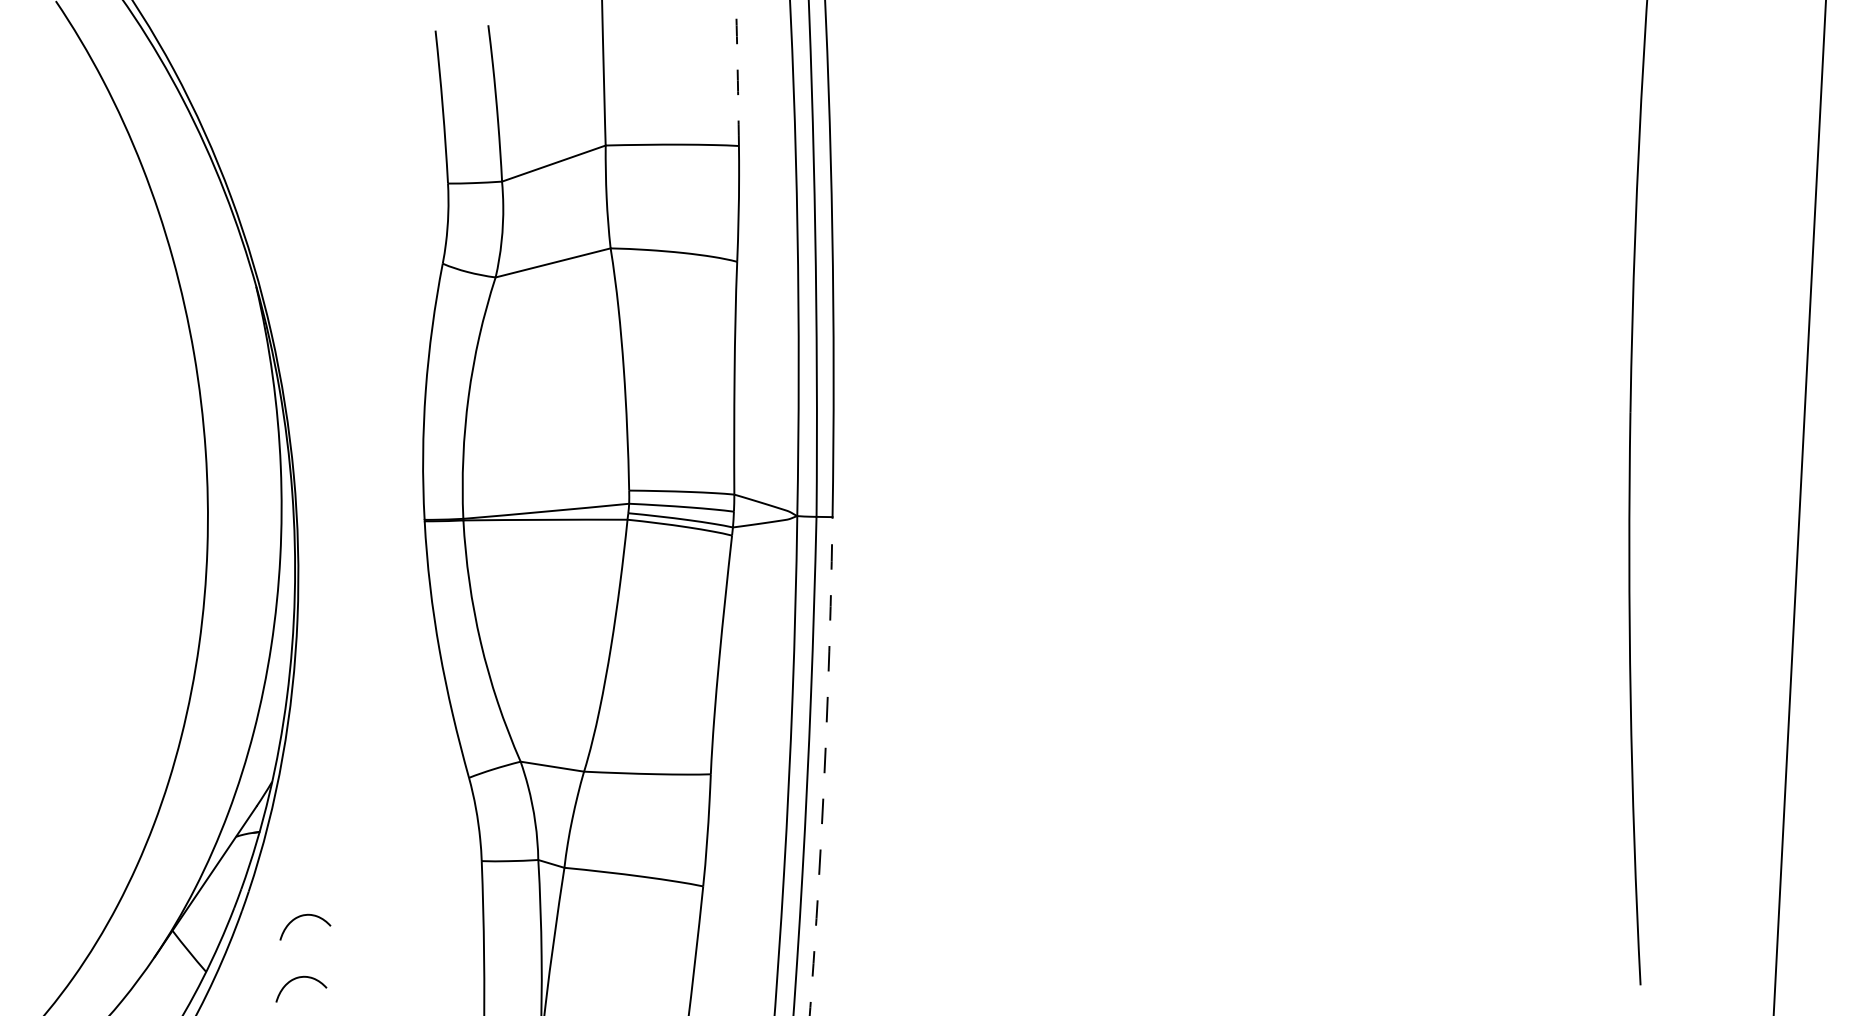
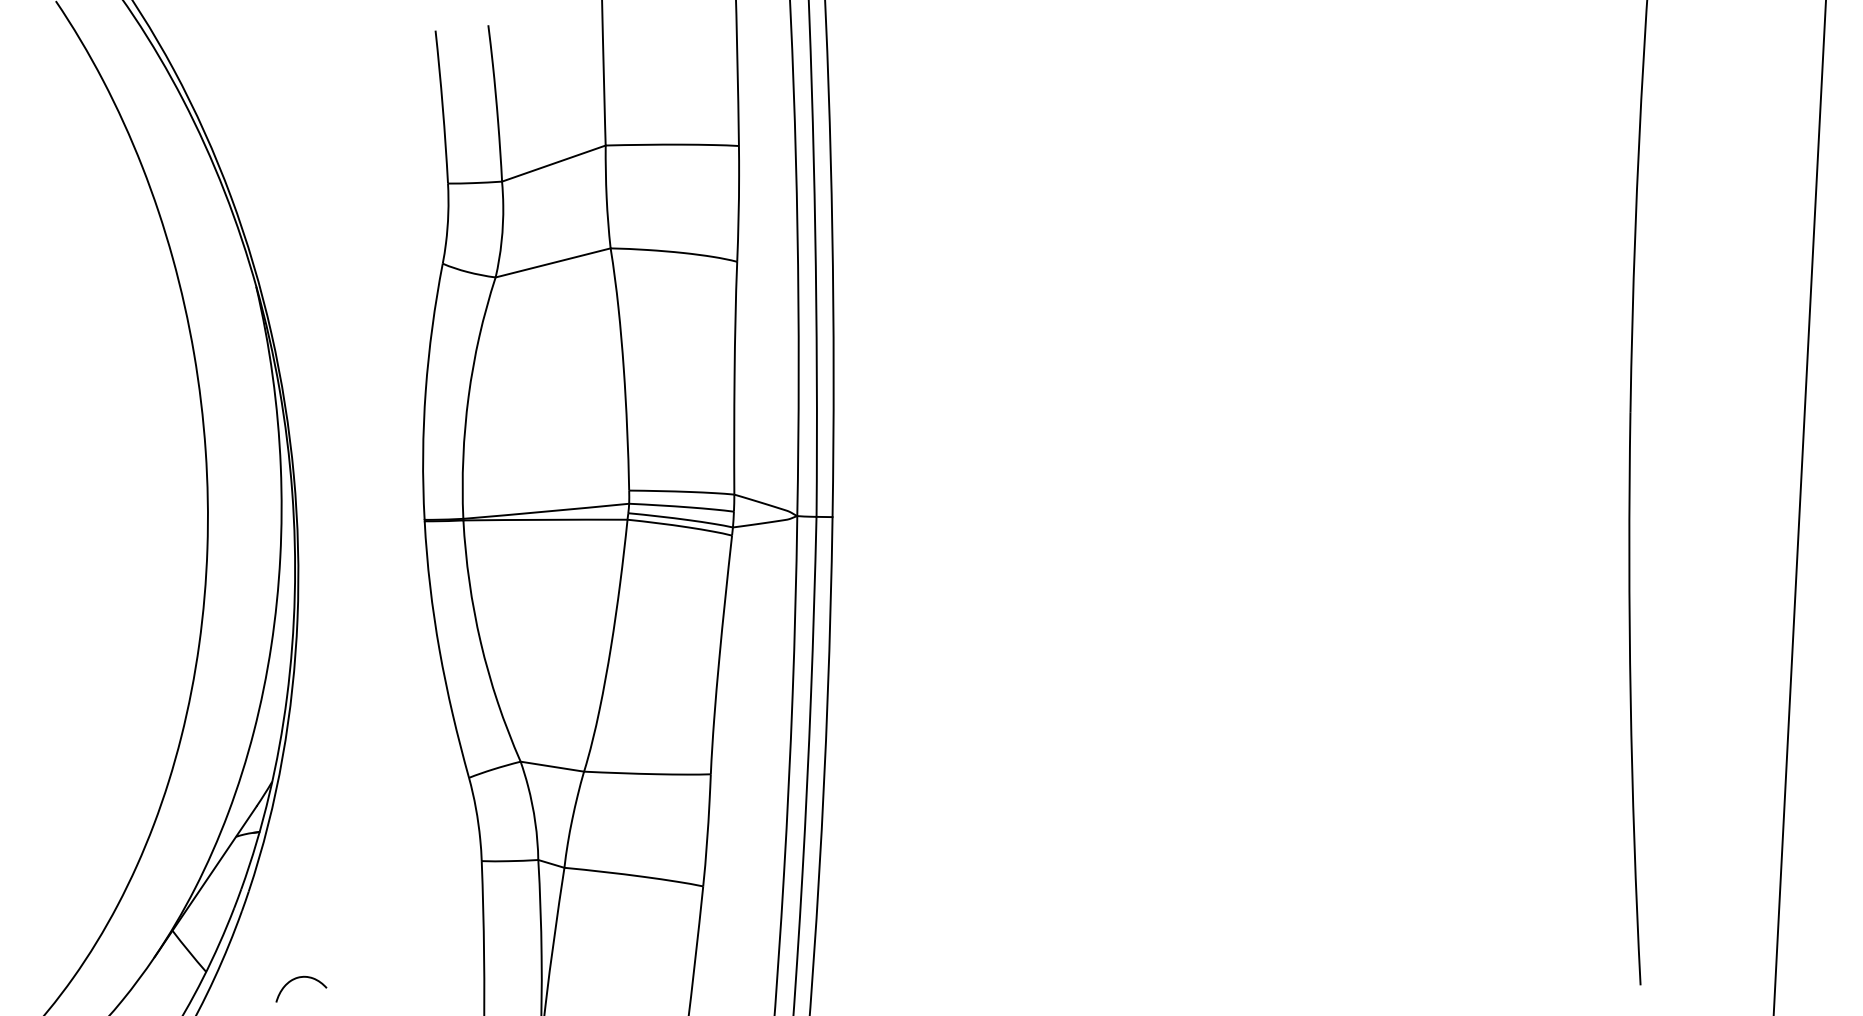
arc: dashed -> solid (737, 72)
arc: dashed -> solid (824, 767)
curve: present -> none (304, 916)
